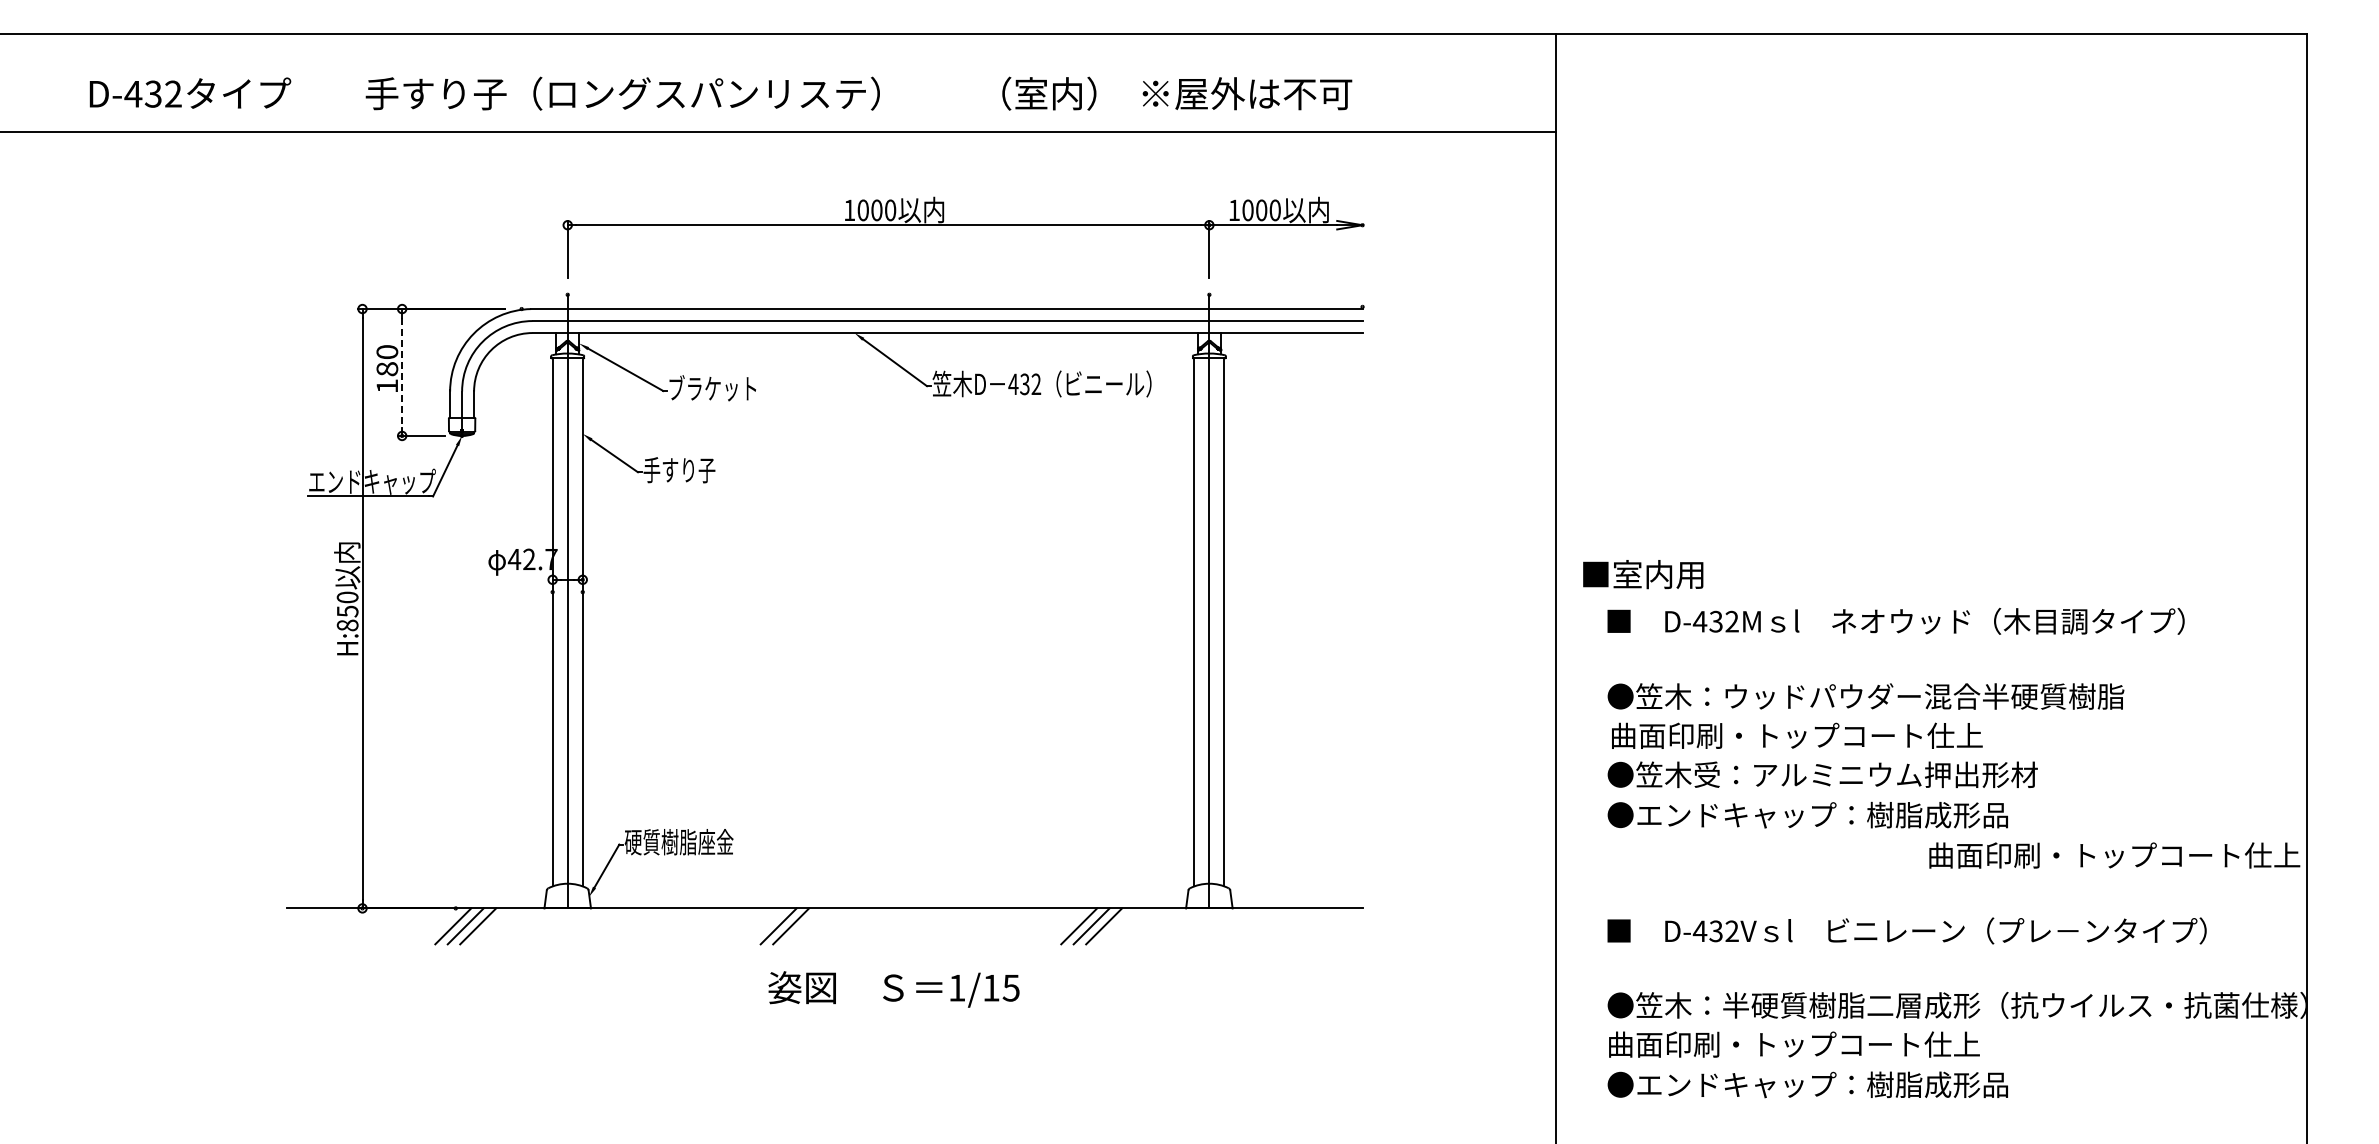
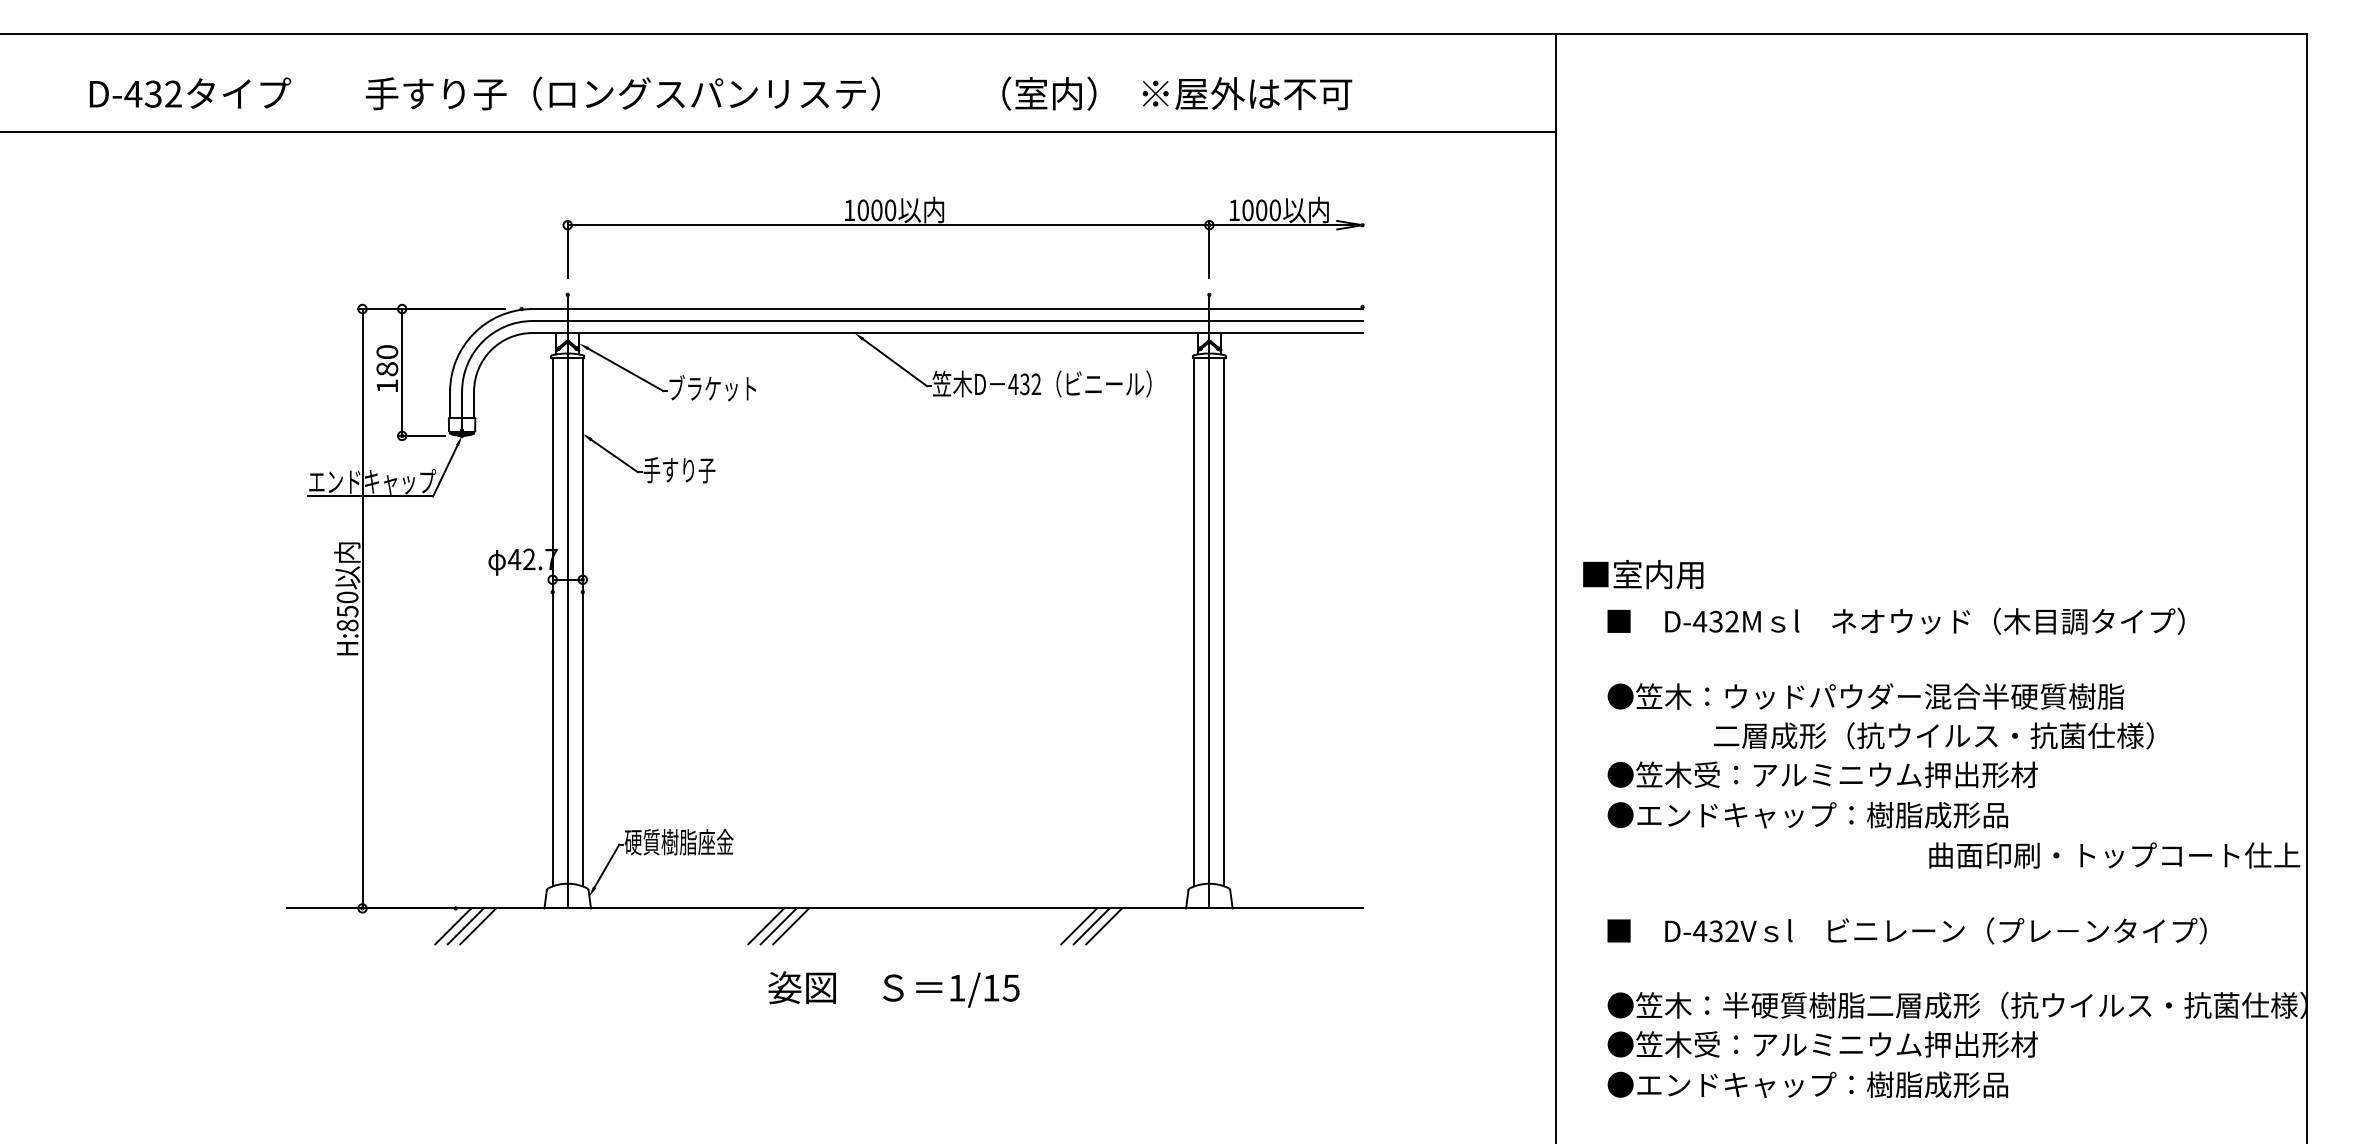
line: dashed -> solid (402, 372)
text: 曲面印刷・トップコート仕上 -> 二層成形（抗ウイルス・抗菌仕様） (1882, 735)
line: none -> present (766, 926)
text: 曲面印刷・トップコート仕上 -> ●笠木受：アルミニウム押出形材 (1822, 1044)
